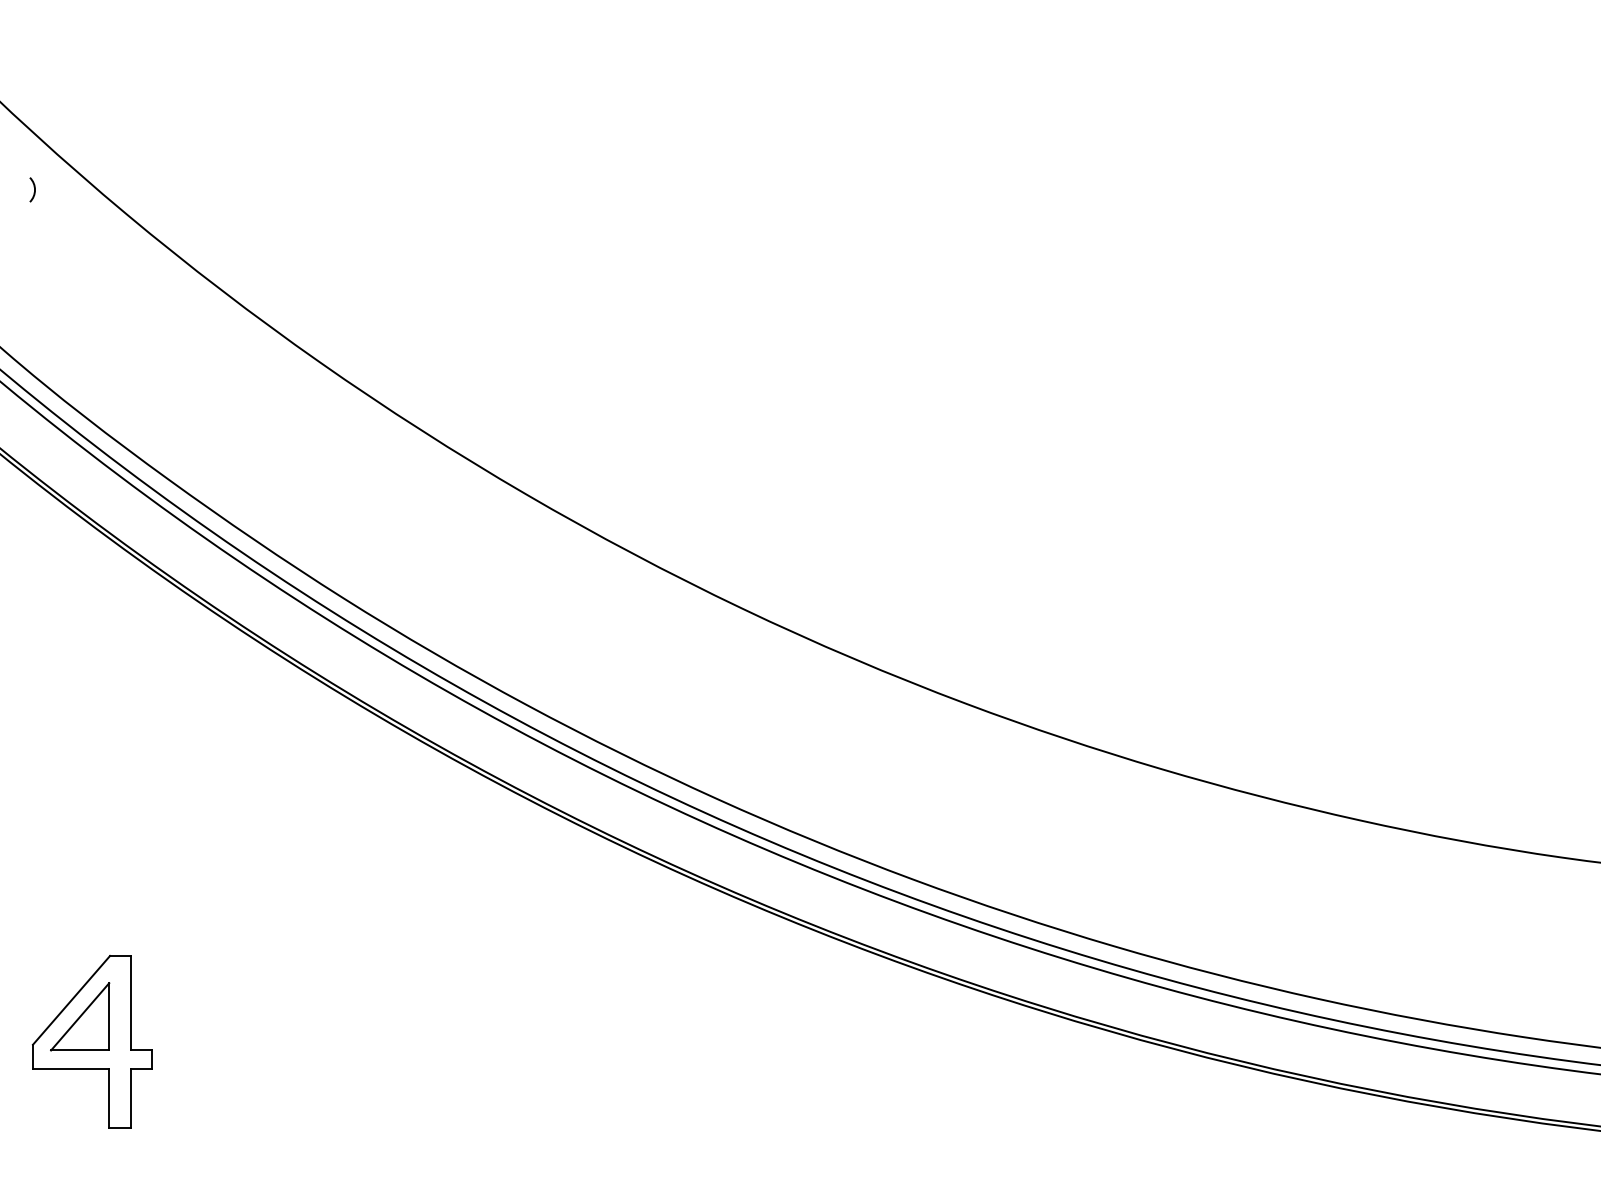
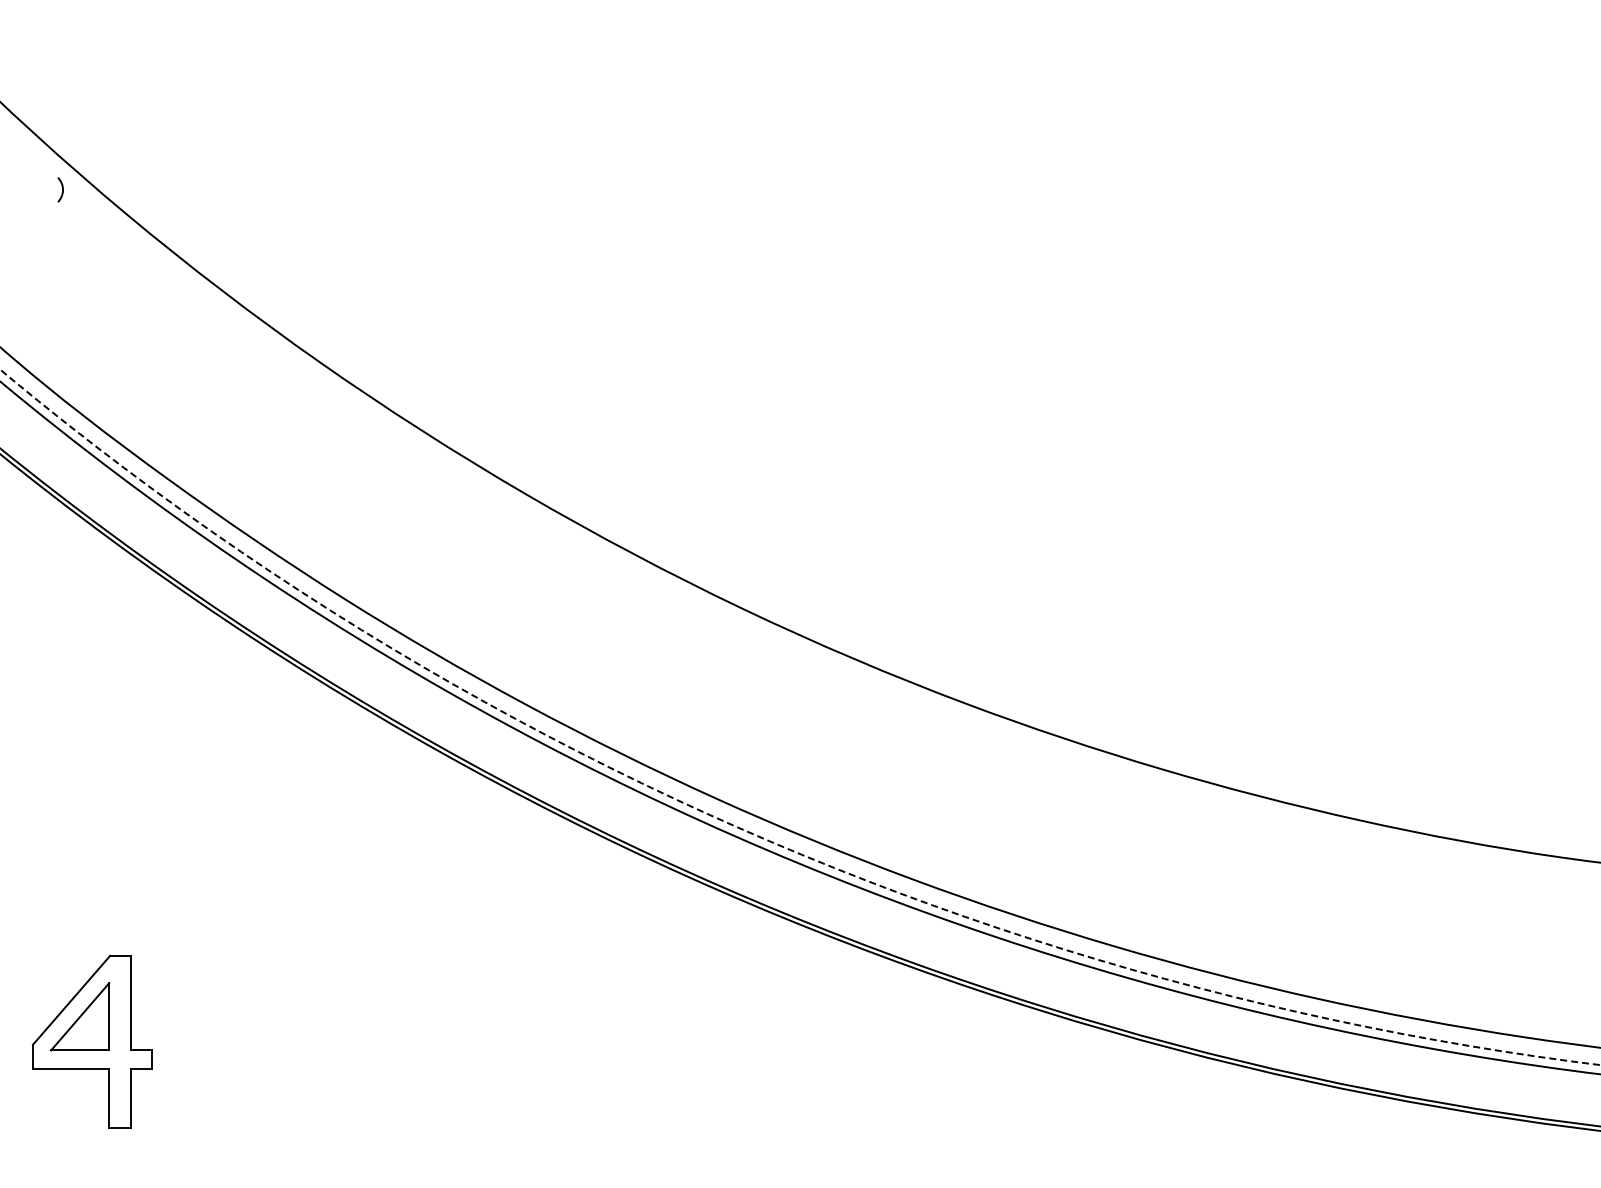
arc position: (34, 189) -> (62, 189) (62, 189)
arc: solid -> dashed (748, 832)
